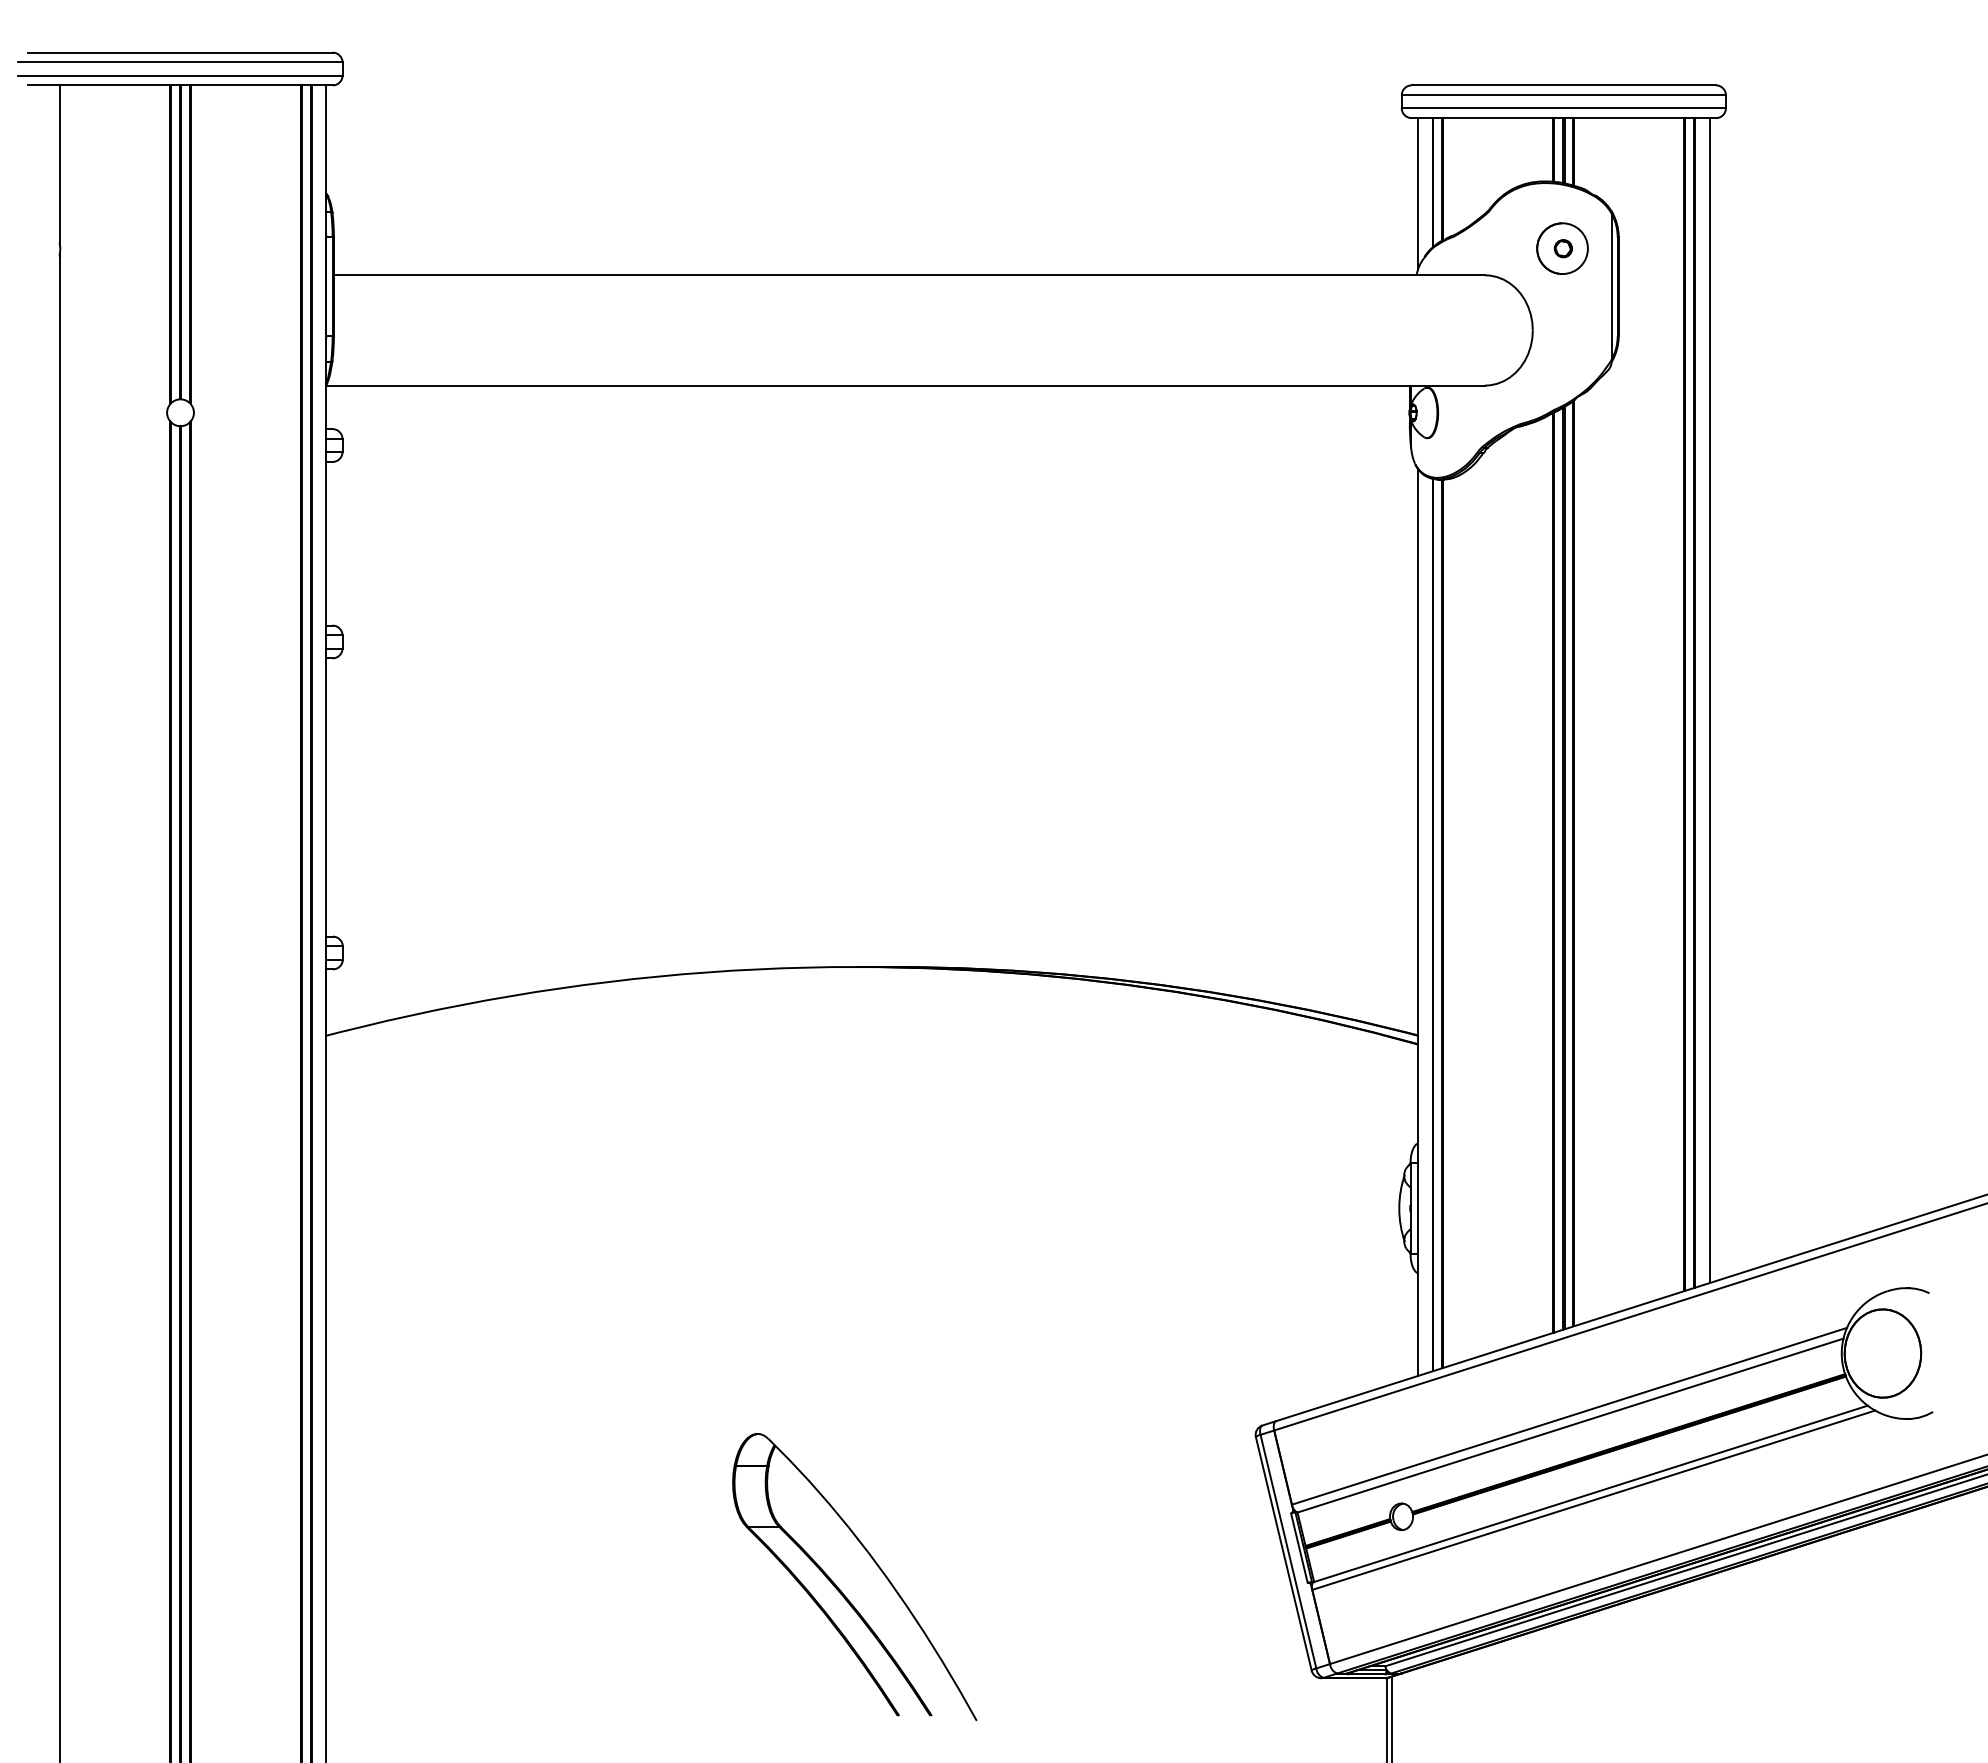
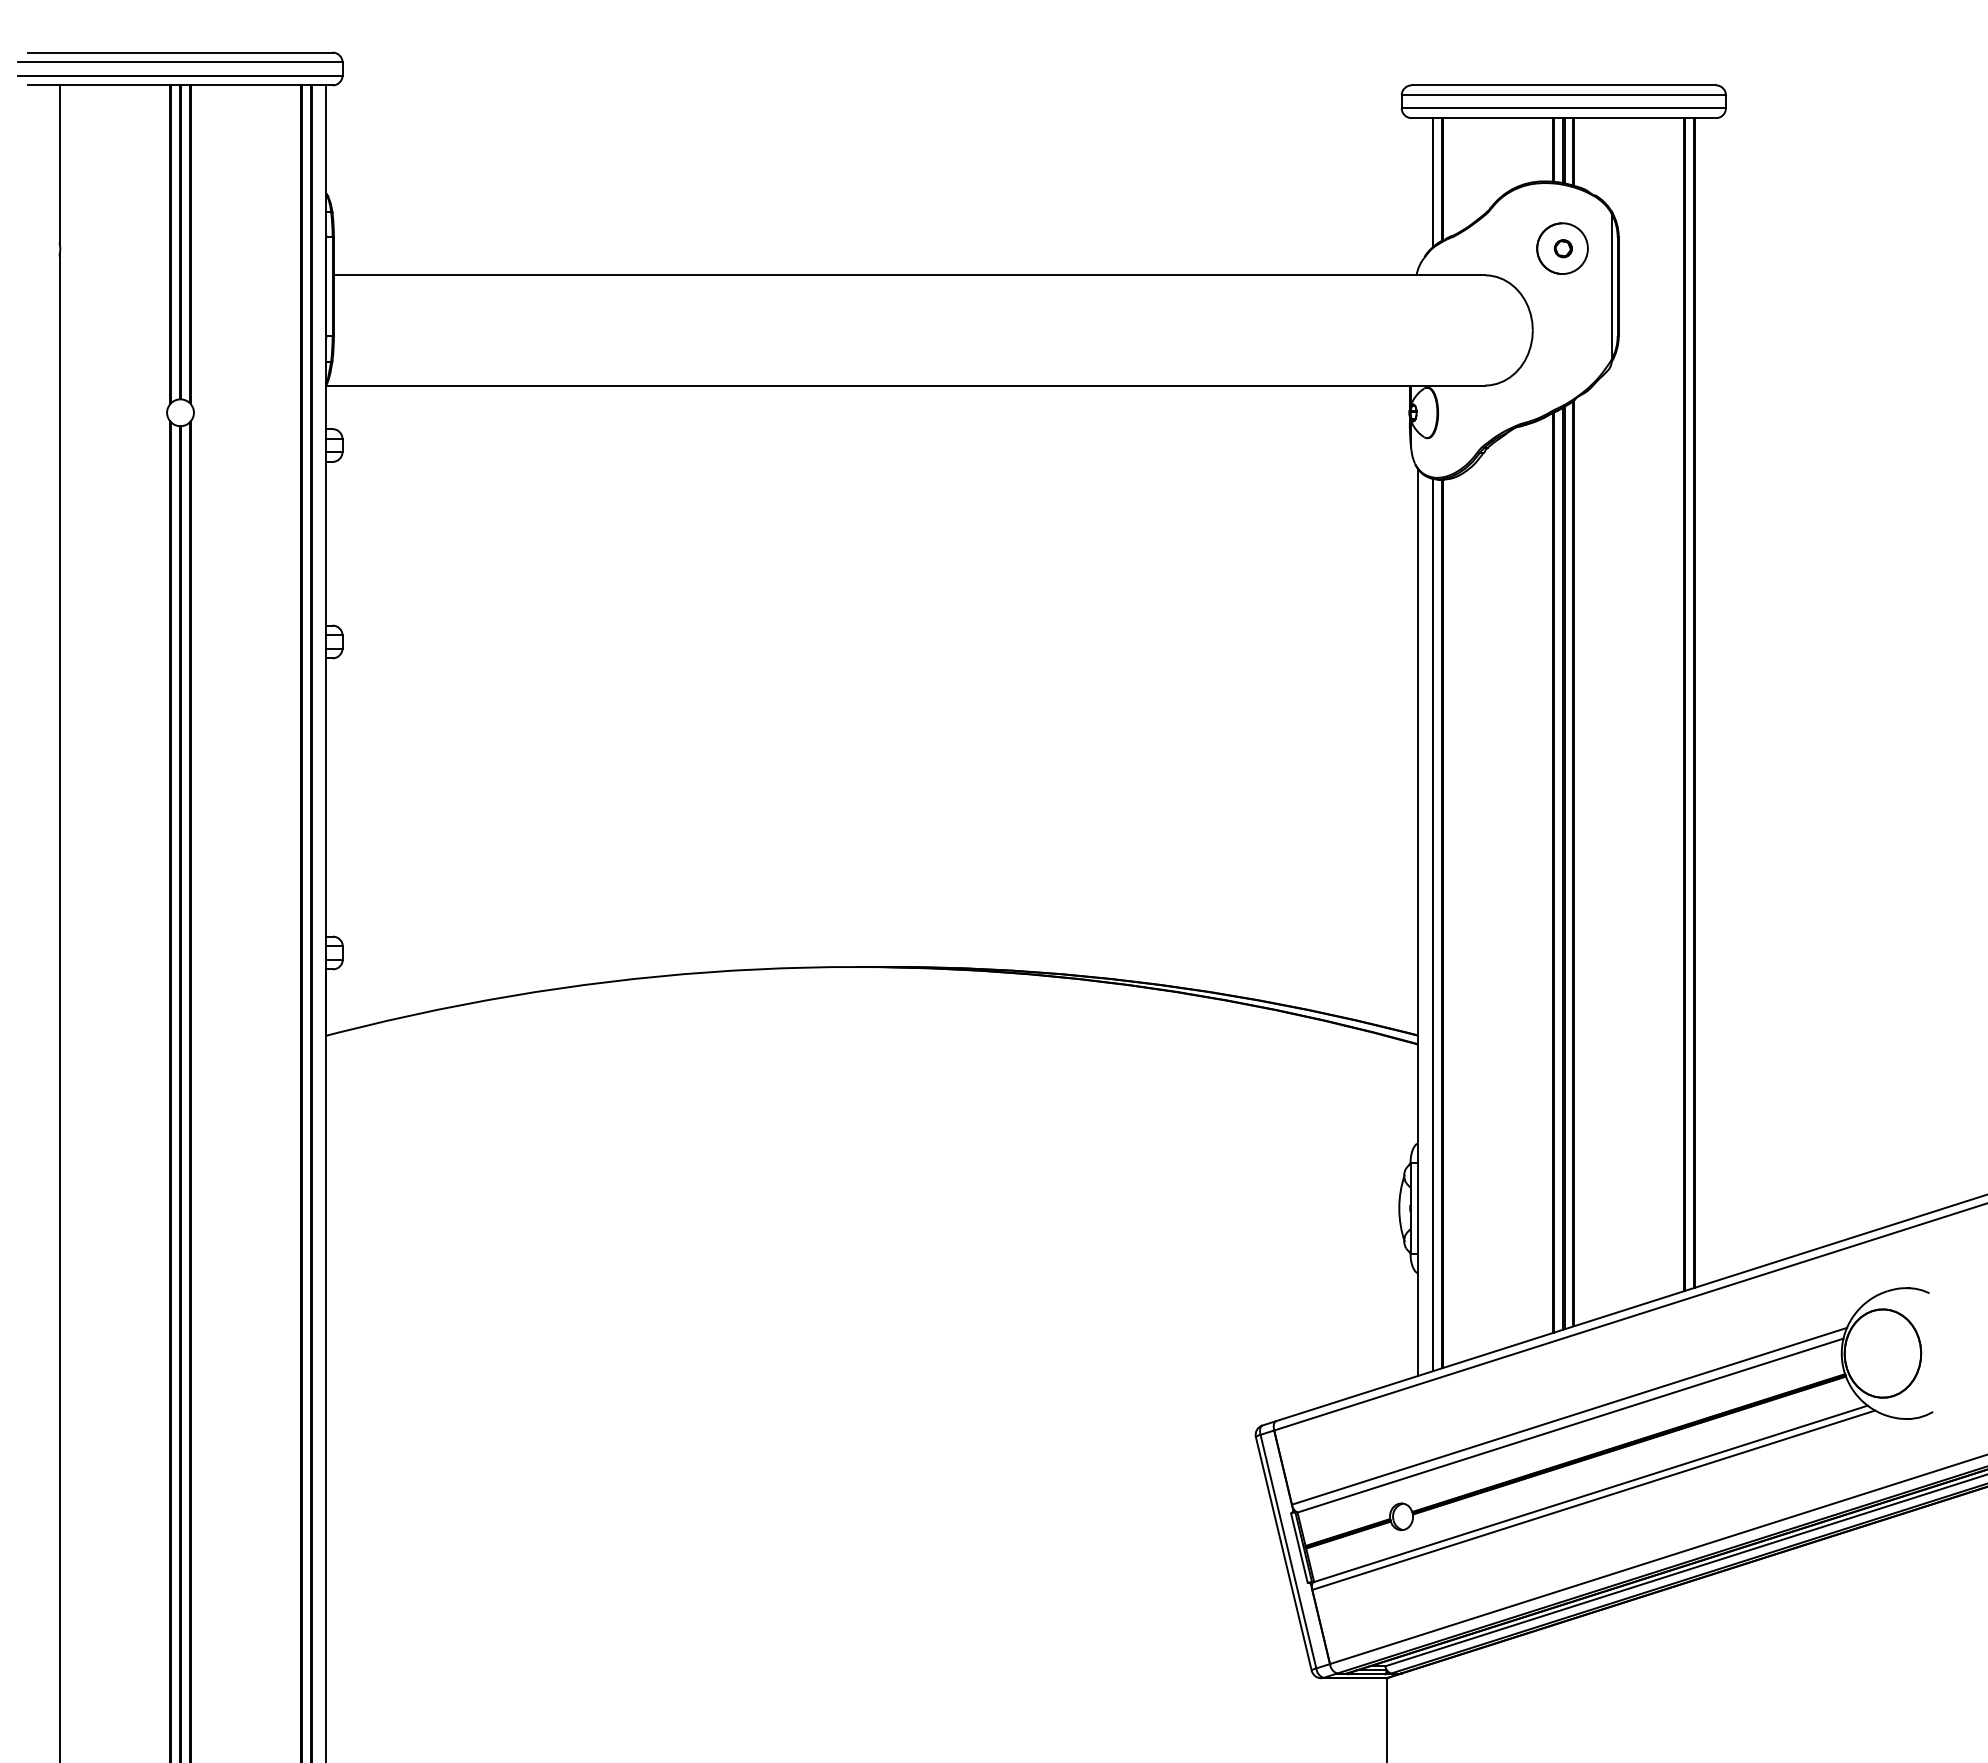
line: present -> none (1418, 194)
line: present -> none (1709, 700)
part: present -> none (840, 1589)
line: present -> none (1392, 1717)
